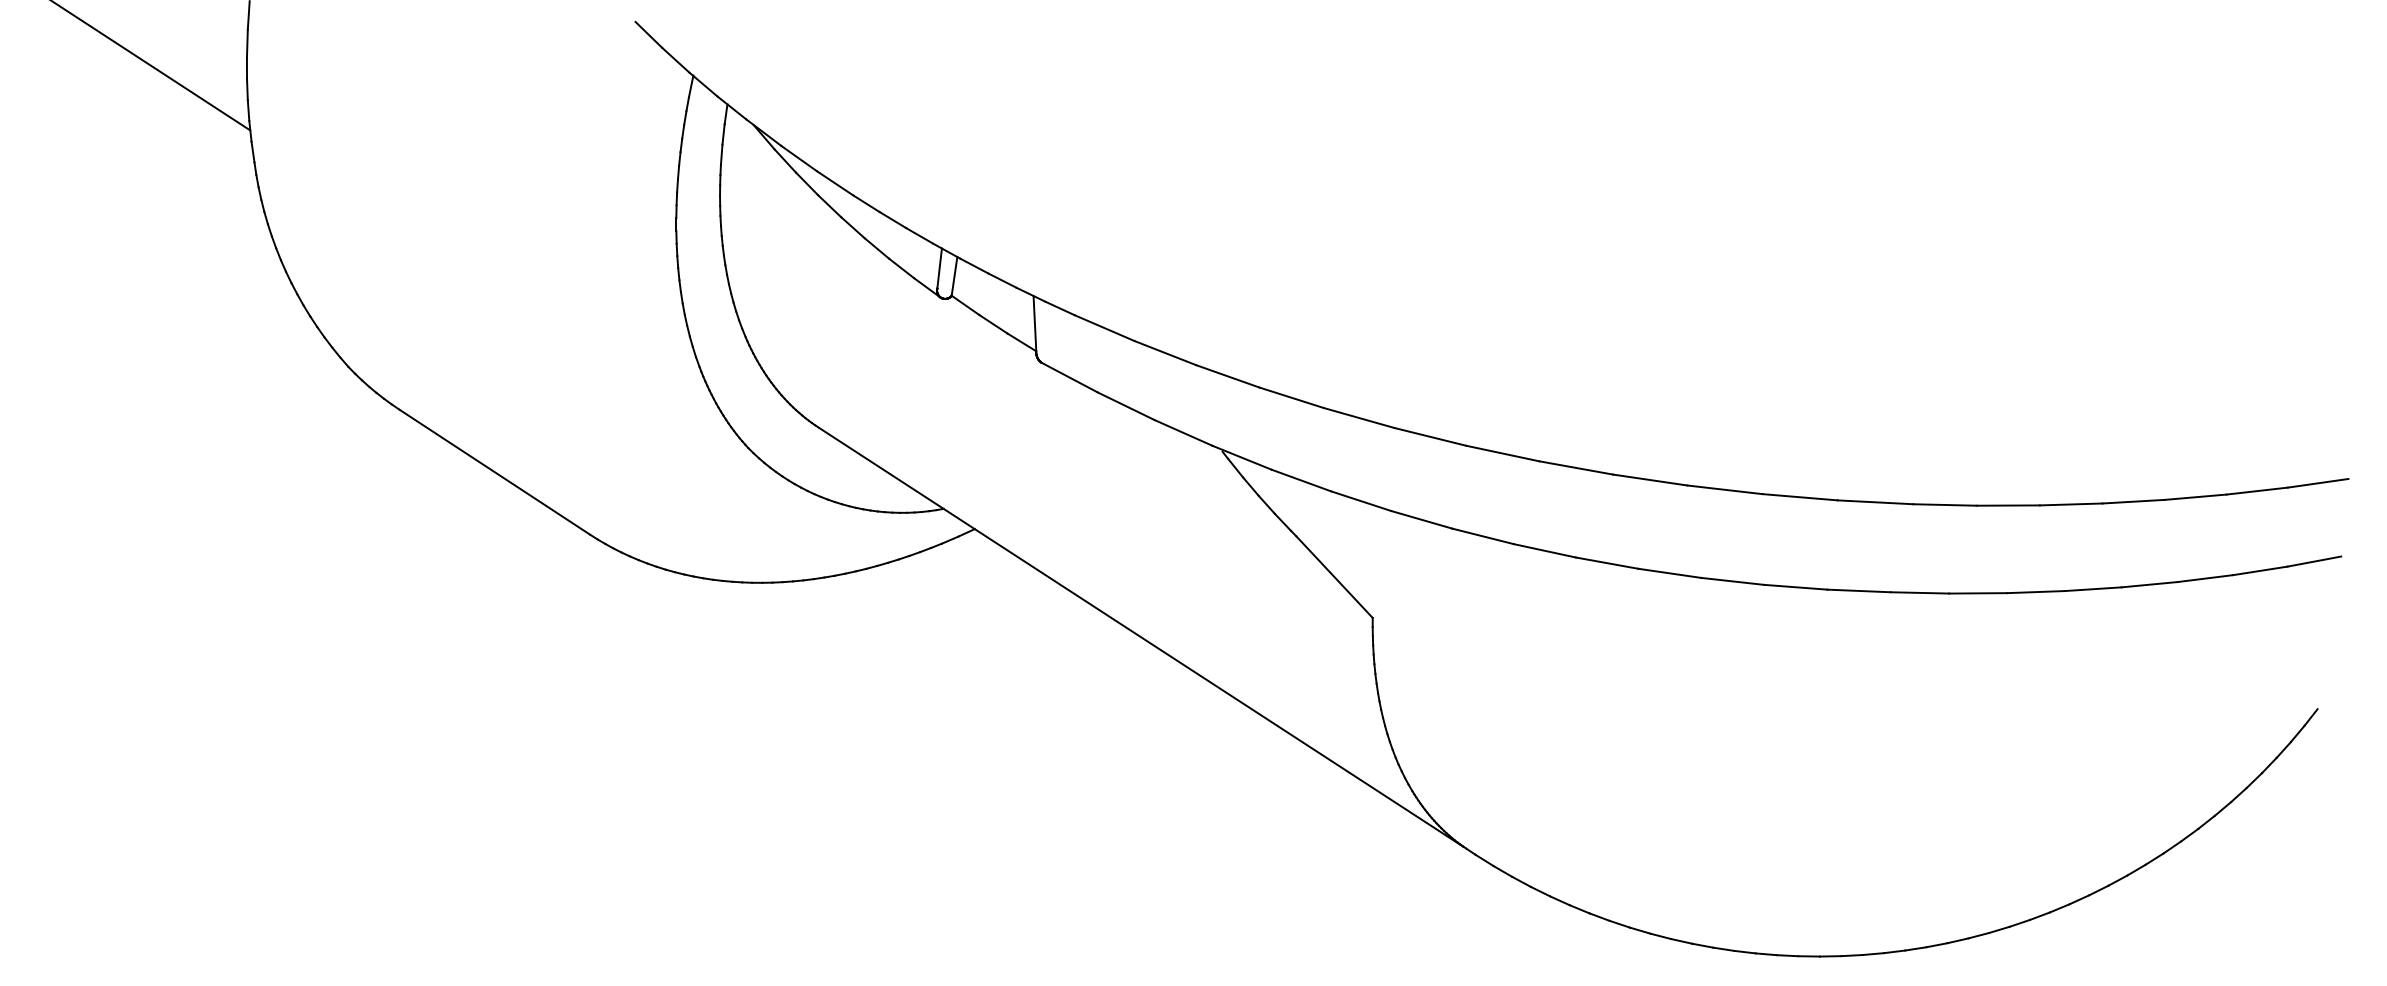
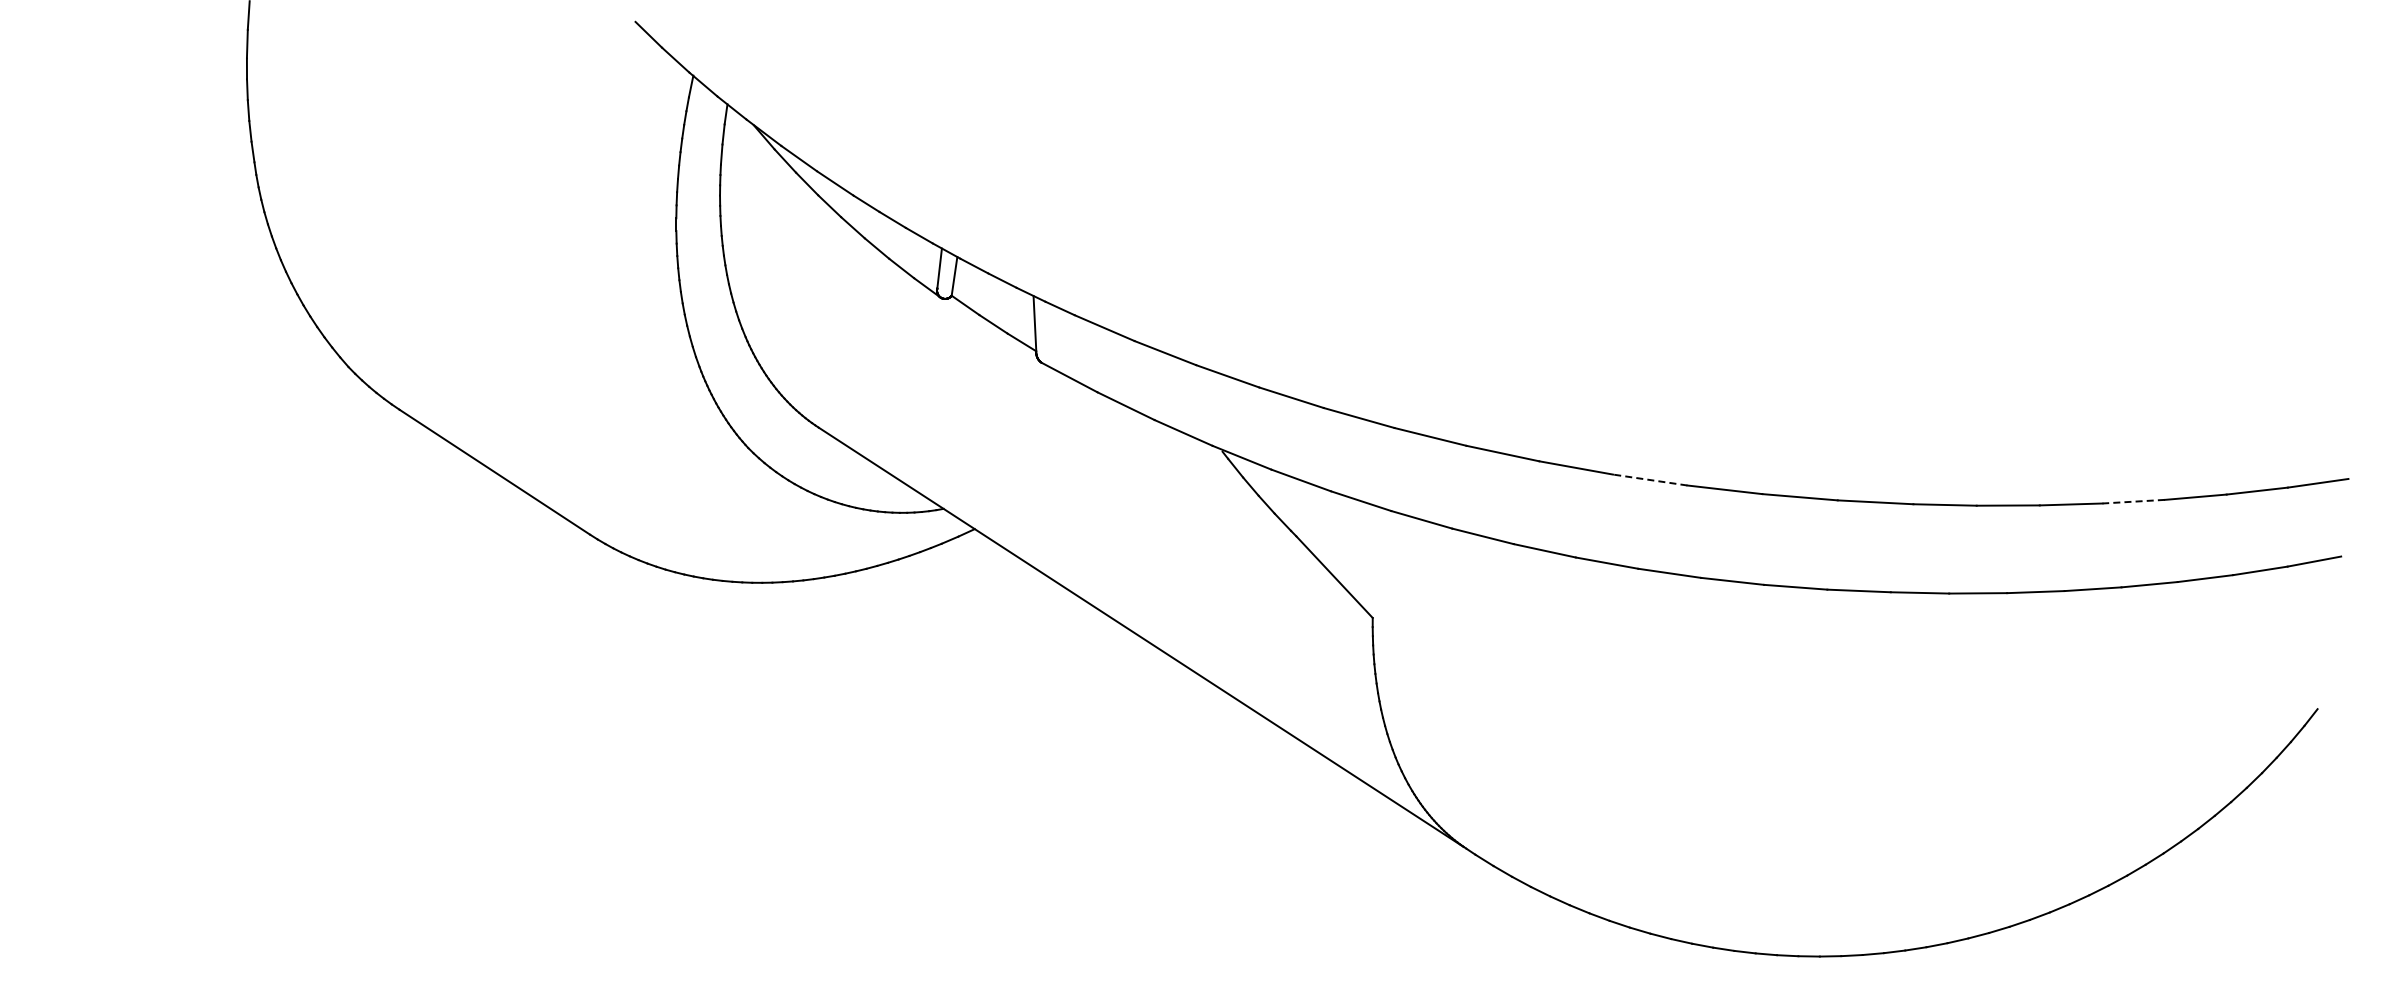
line: present -> none (151, 66)
line: solid -> dashed (1650, 480)
line: solid -> dashed (2133, 501)
